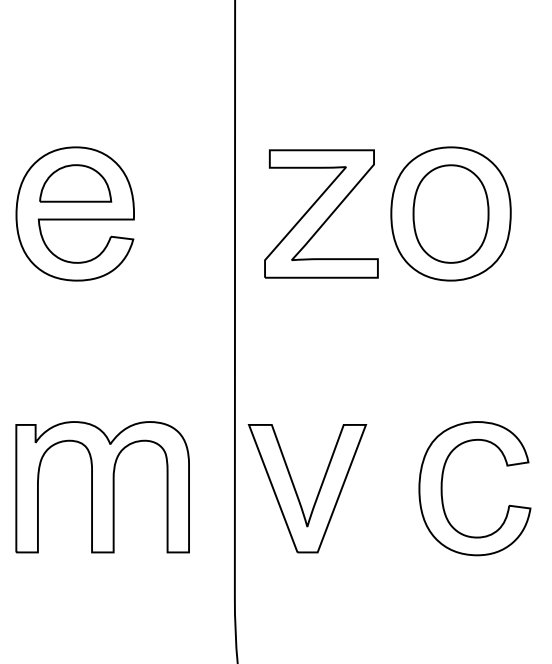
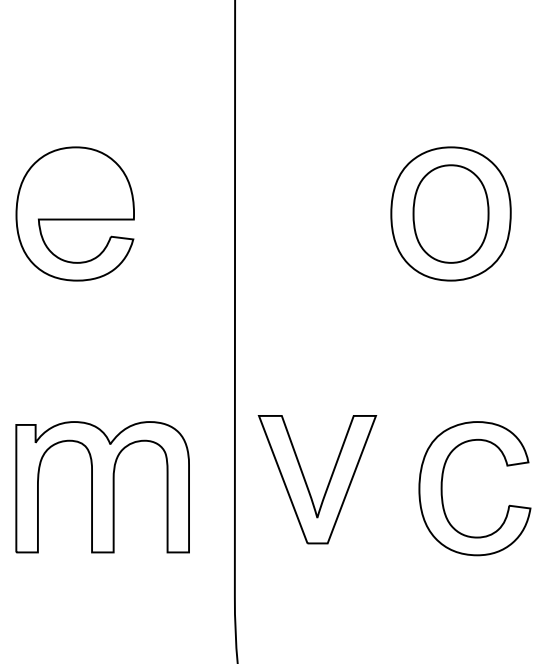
part: present -> none (75, 183)
part: present -> none (321, 213)
part position: (296, 490) -> (306, 481) (306, 481)
